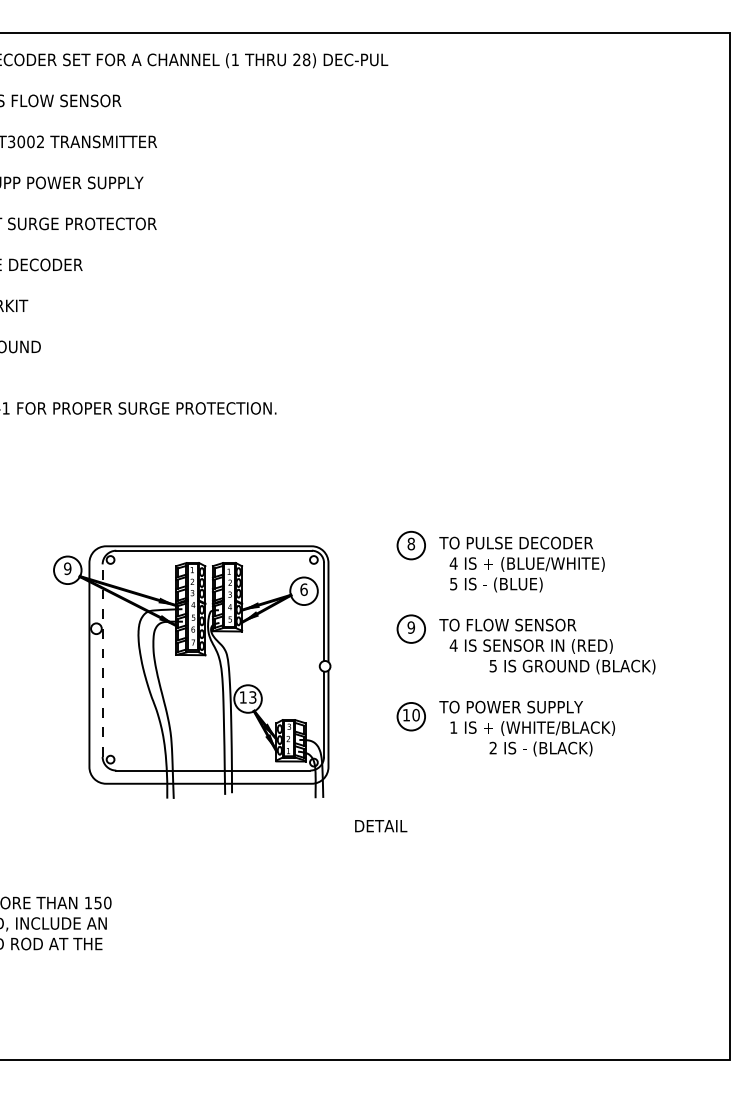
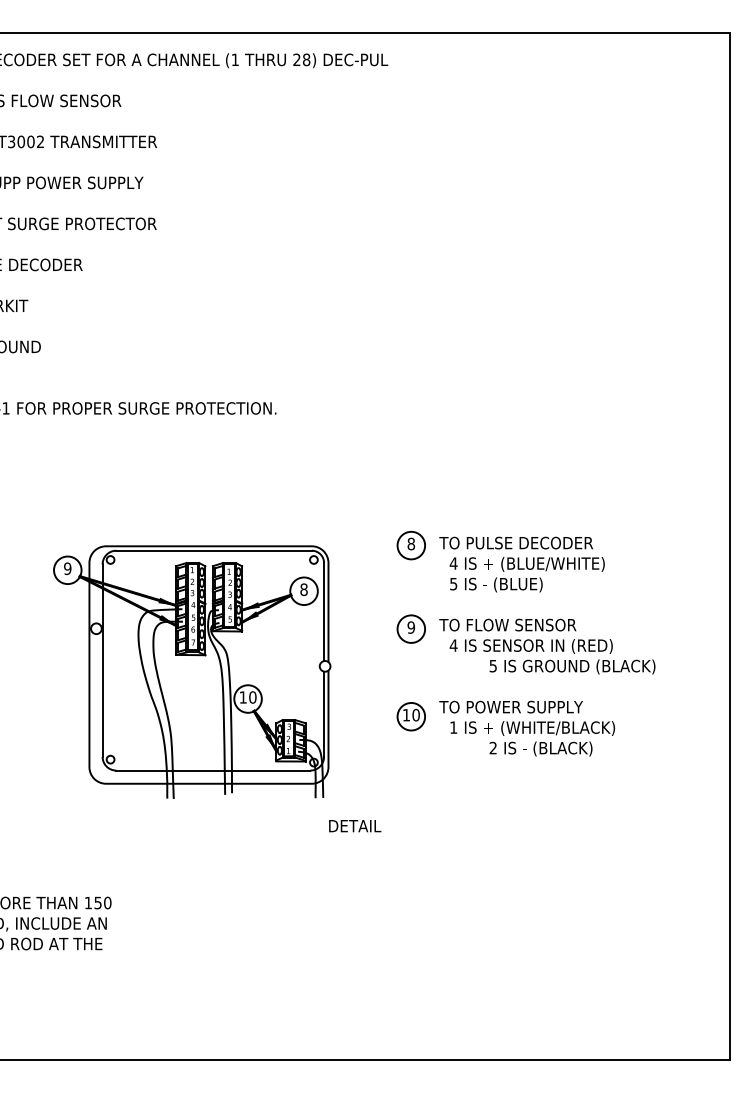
text: 6 -> 8 (303, 589)
line: dashed -> solid (102, 660)
text: 13 -> 10 (252, 697)
text position: (381, 826) -> (355, 826) (355, 826)
